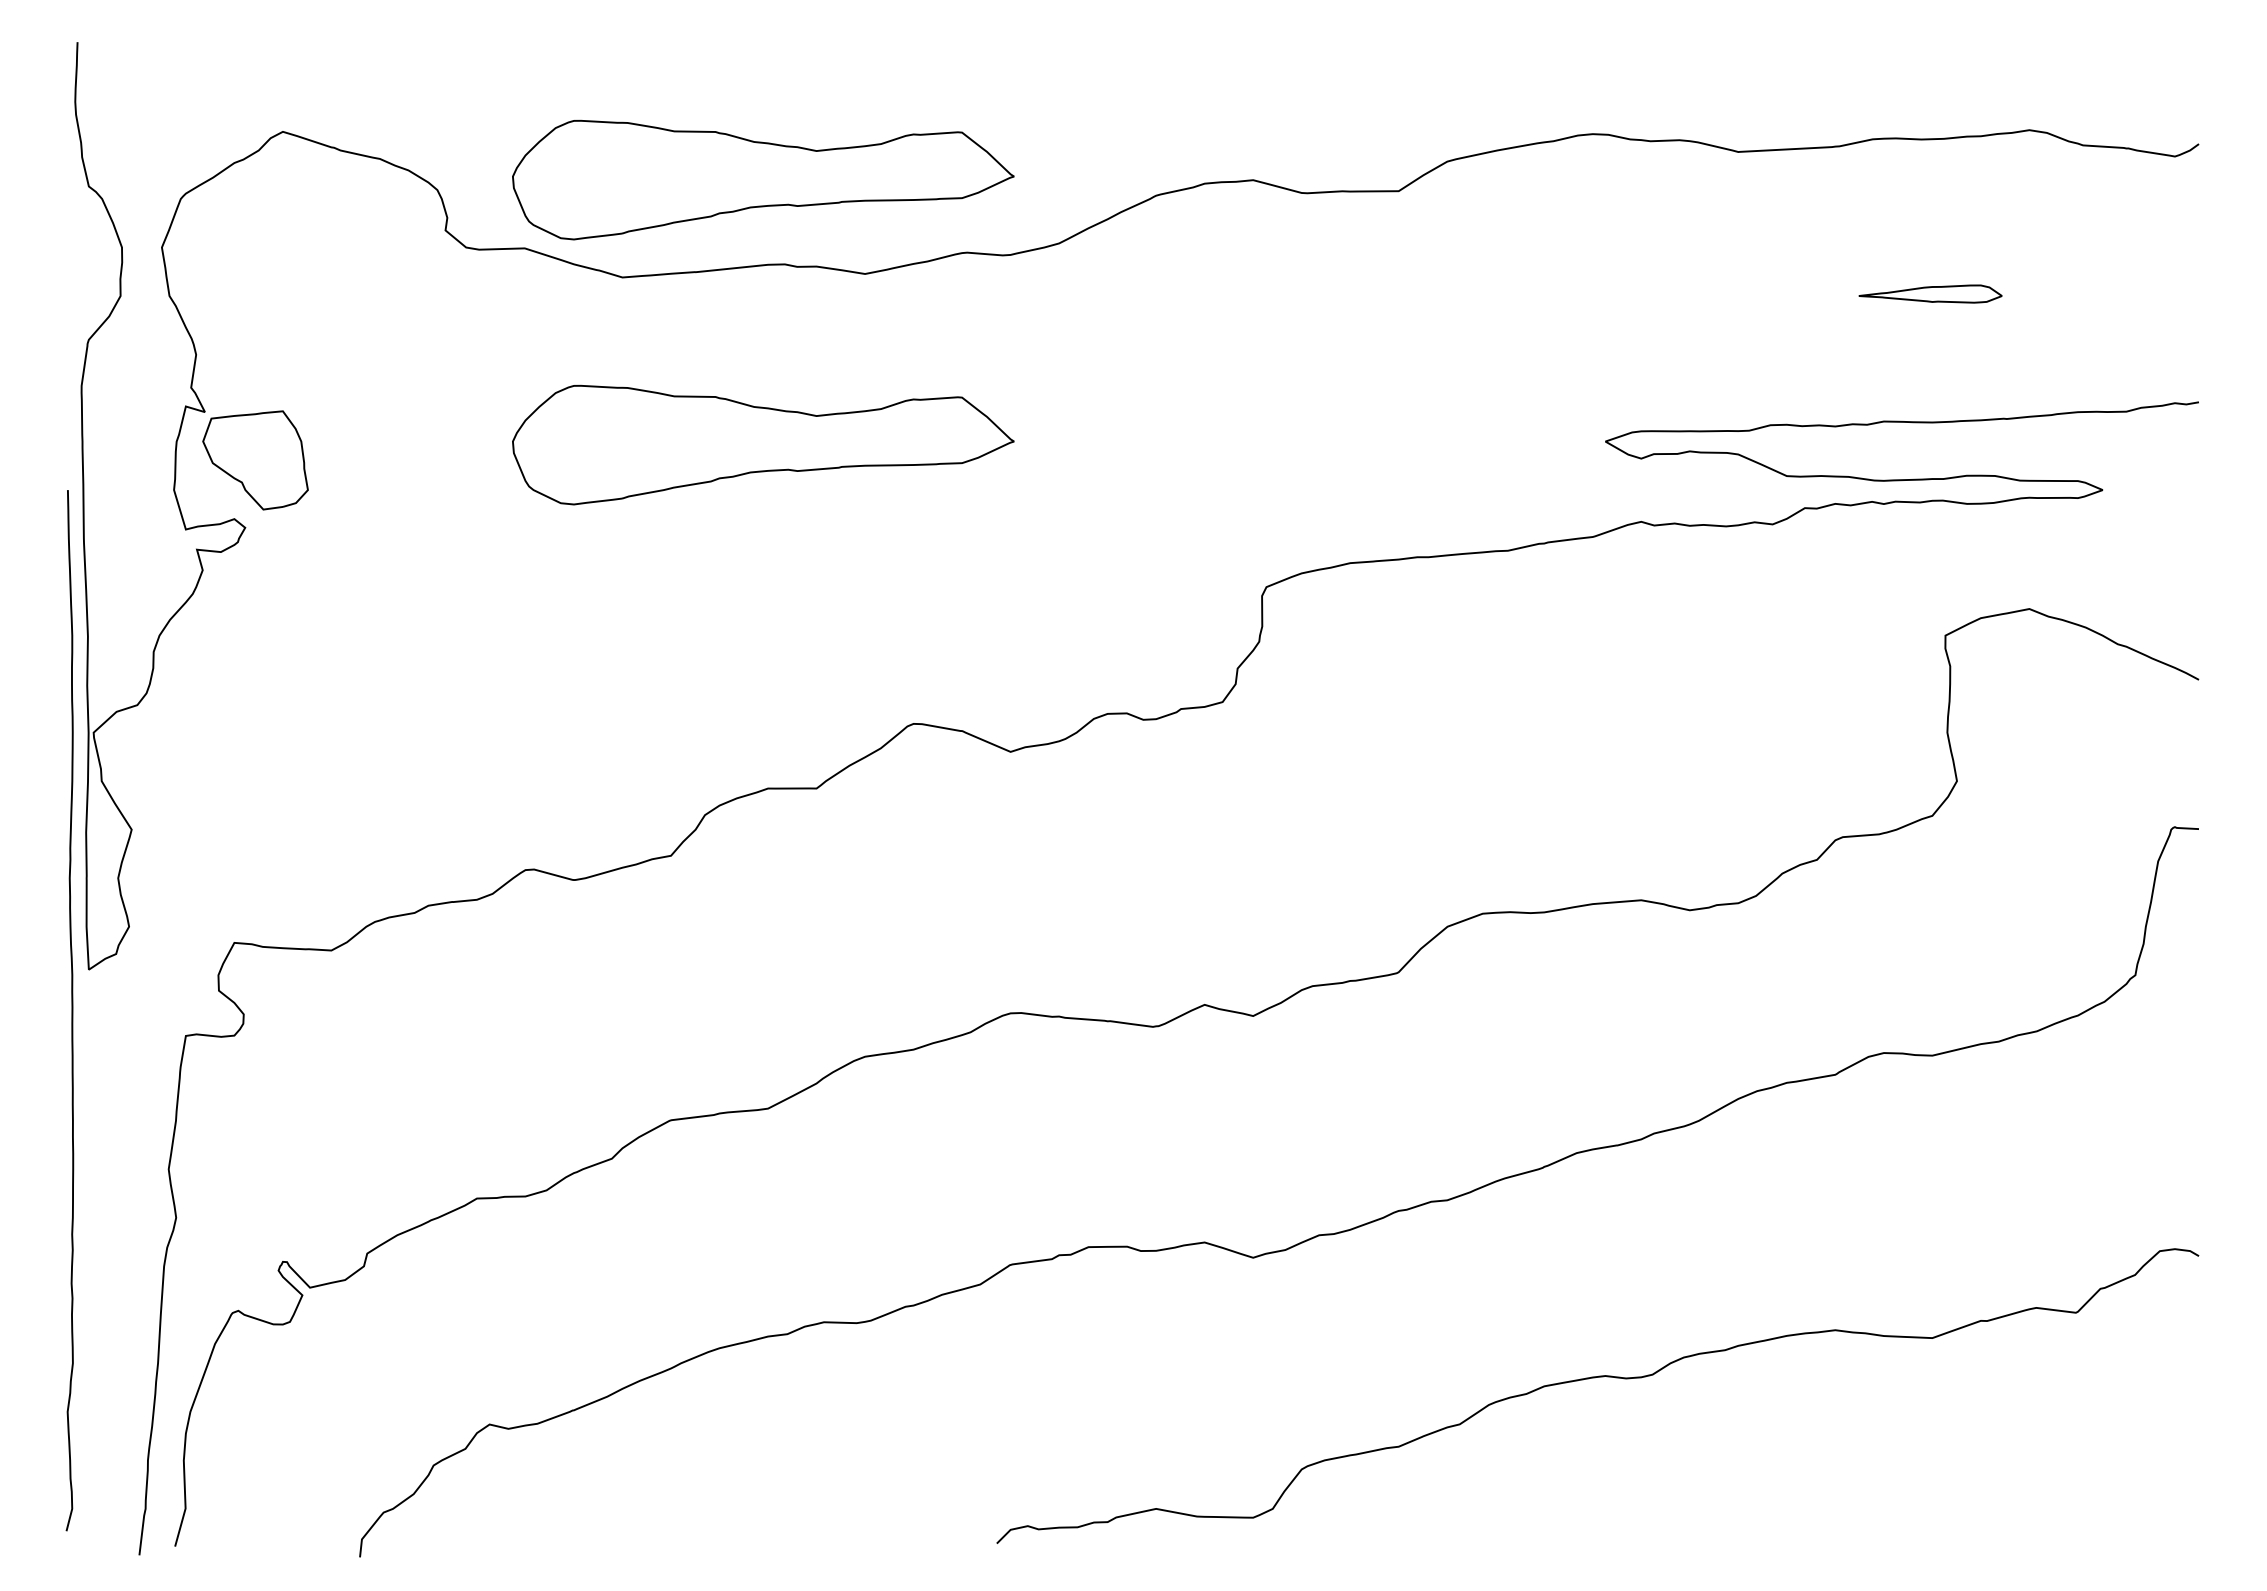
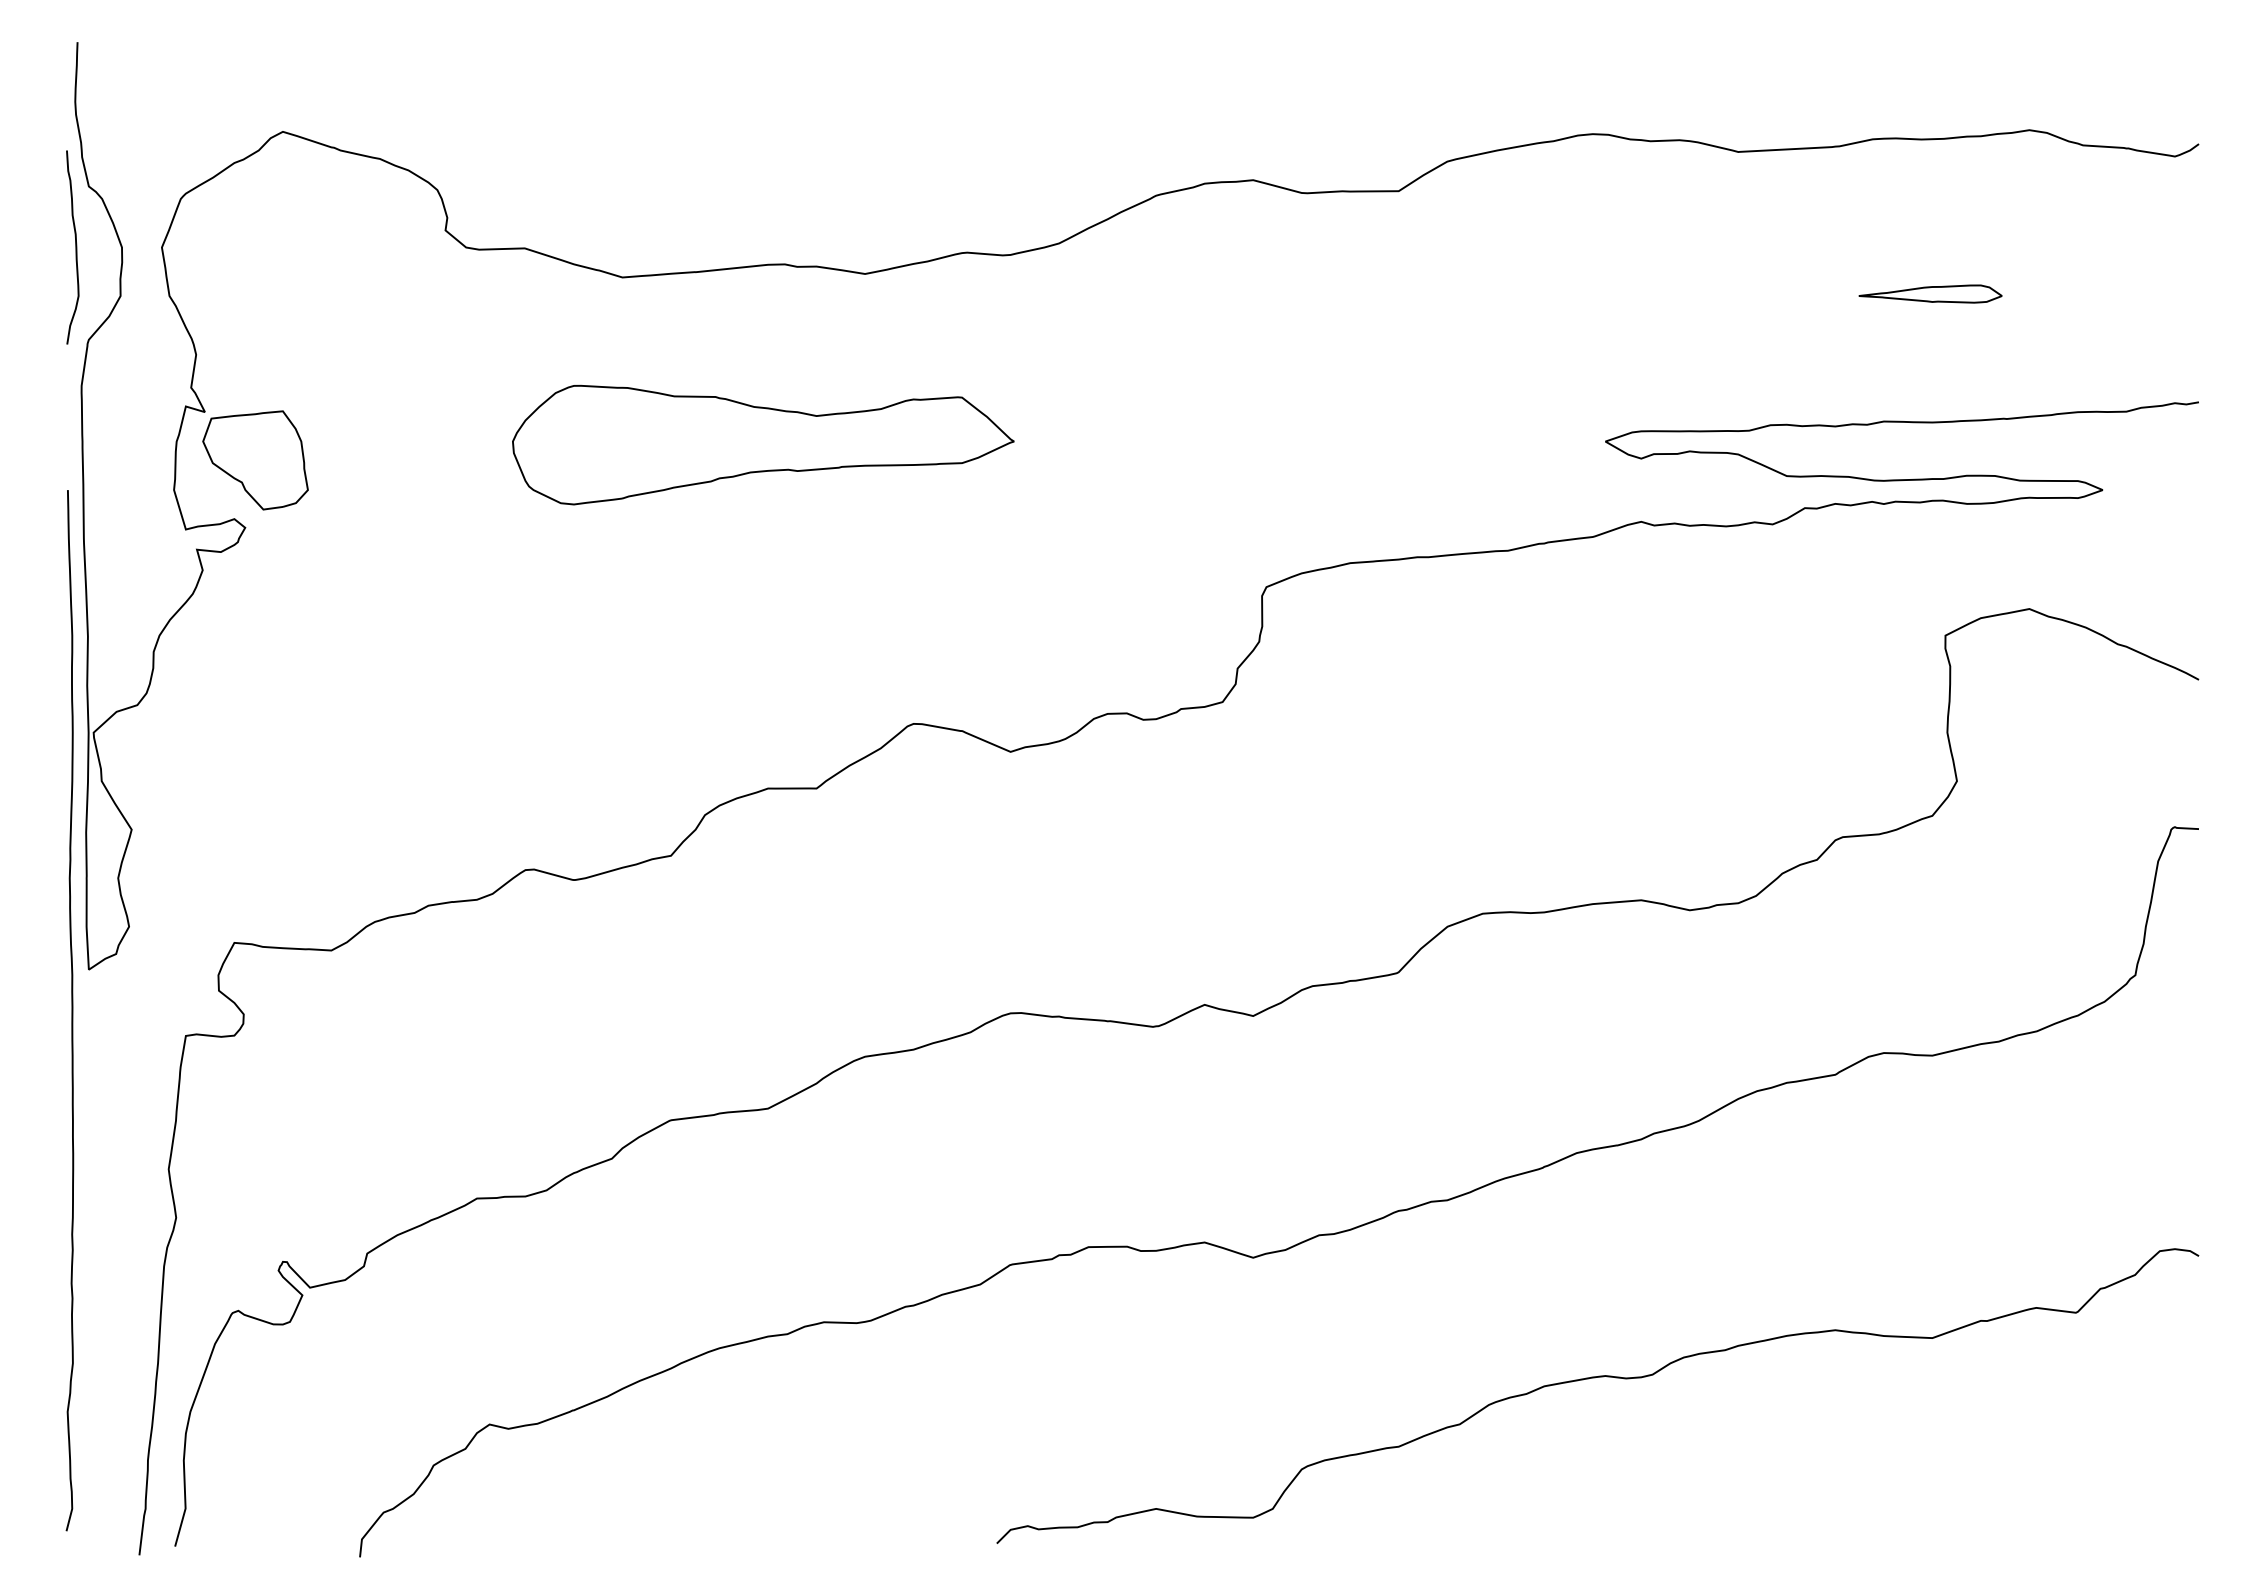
part: present -> none (763, 179)
curve: none -> present (75, 247)
